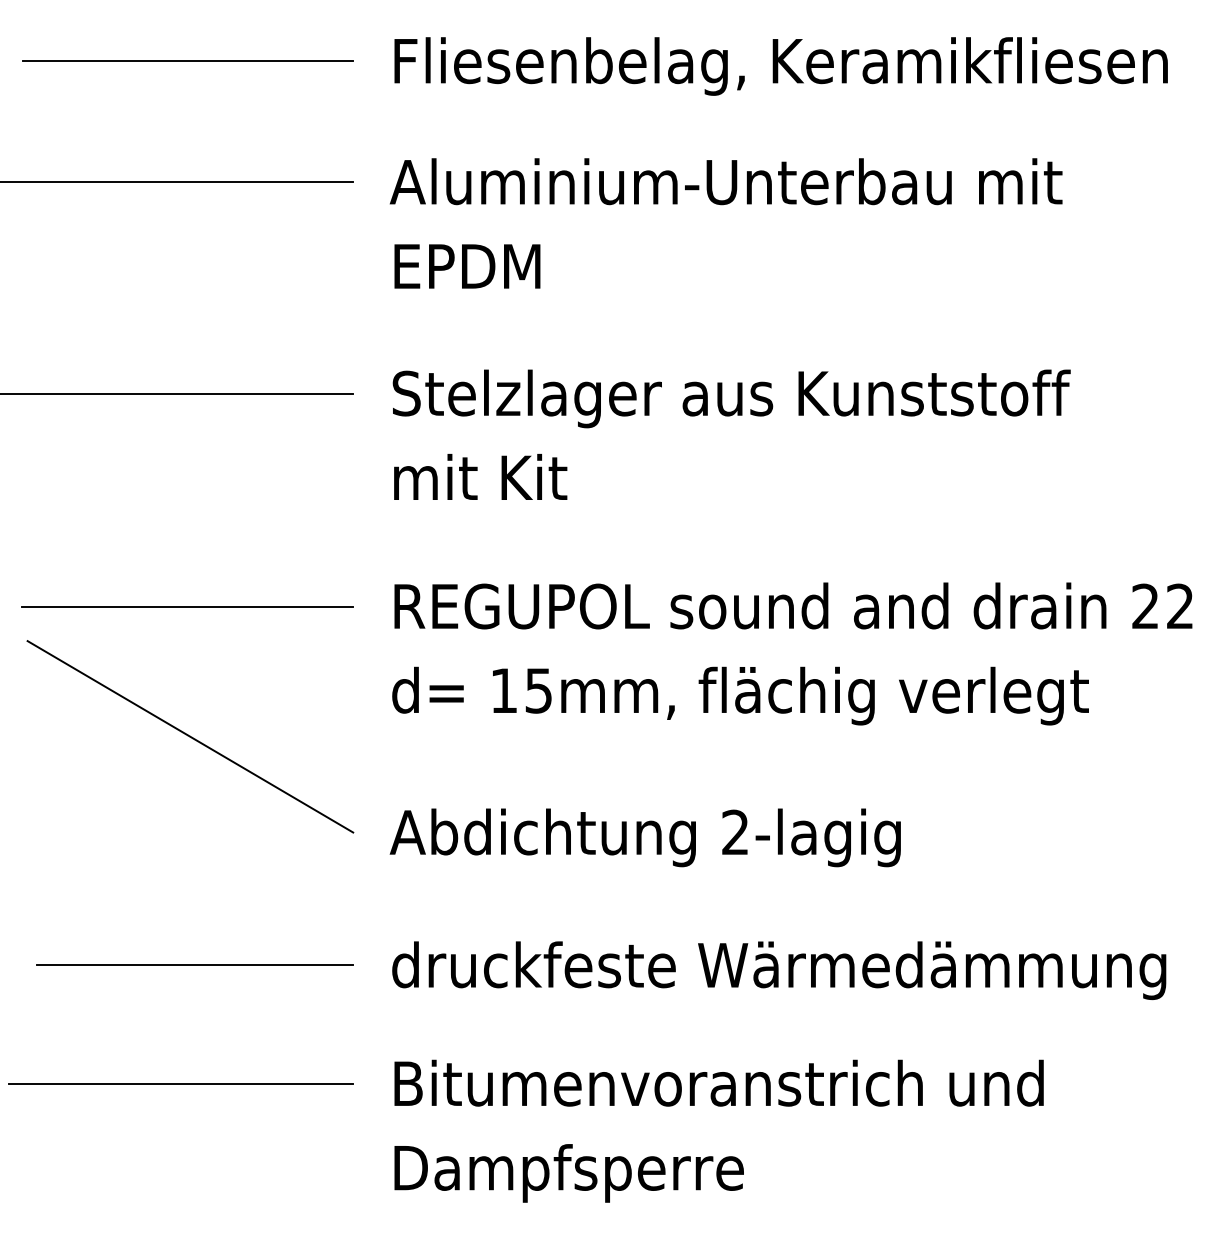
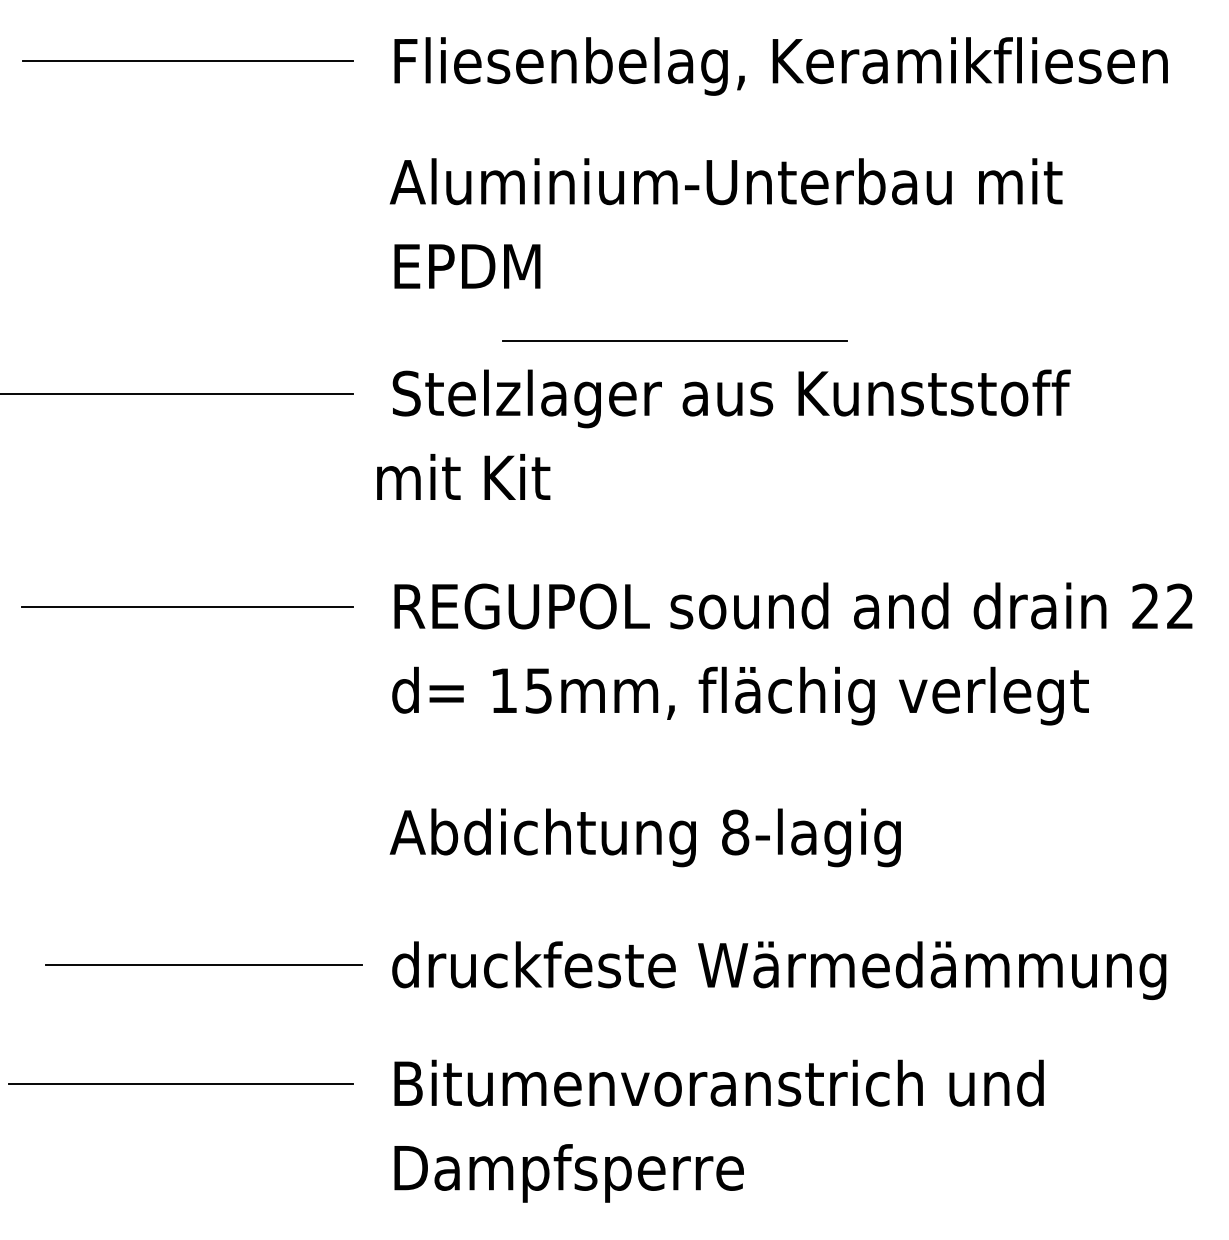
line: present -> none (177, 182)
line: none -> present (674, 340)
text position: (480, 476) -> (463, 476) (463, 476)
line: present -> none (190, 736)
text: 2-lagig -> 8-lagig (735, 832)
line position: (194, 964) -> (203, 964) (203, 964)
